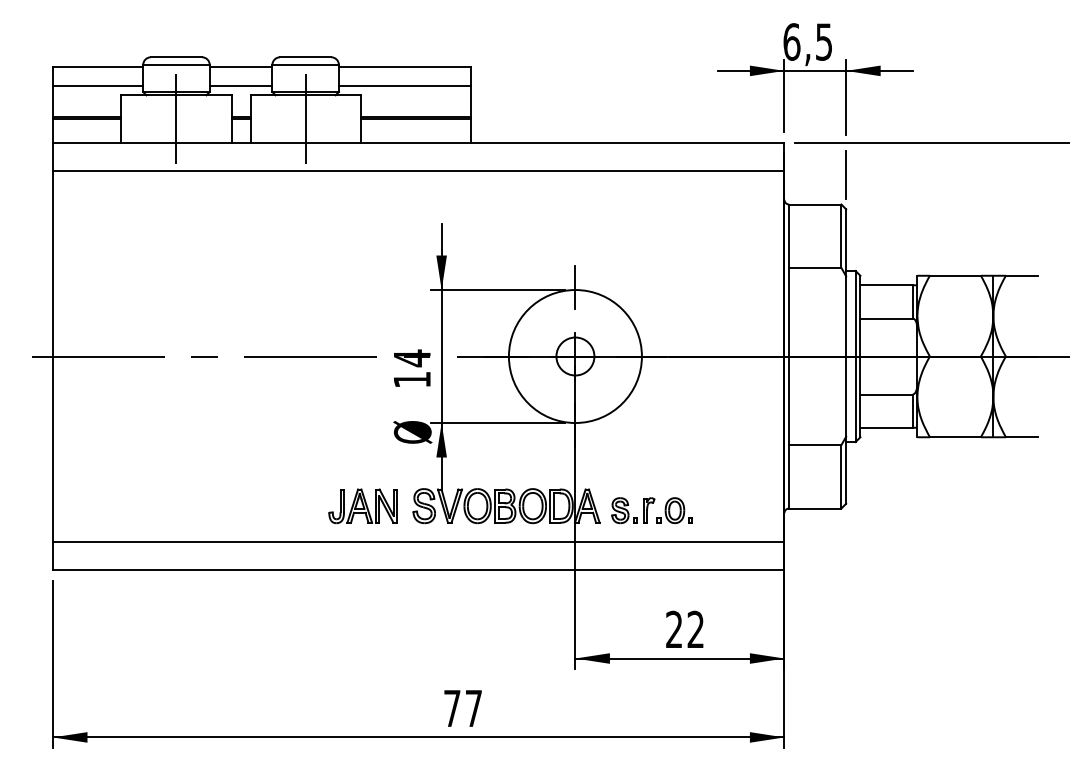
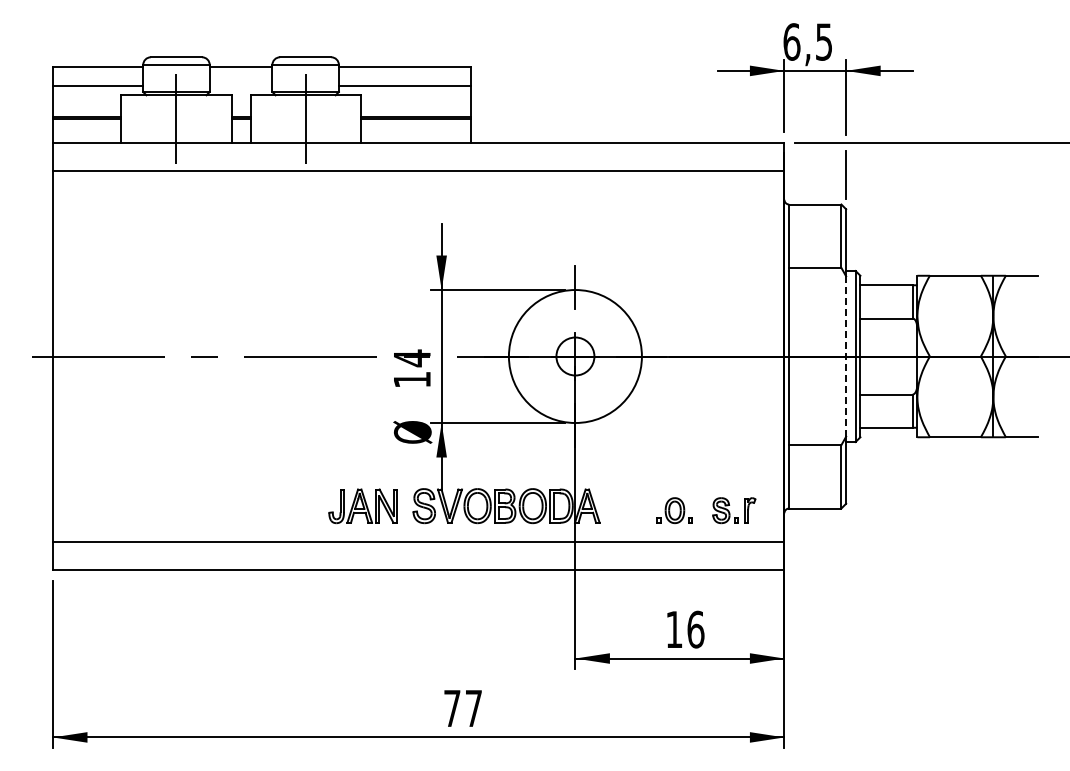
line: present -> none (240, 85)
line: solid -> dashed (846, 357)
part position: (633, 510) -> (734, 510) (734, 510)
text: 22 -> 16 (685, 629)
